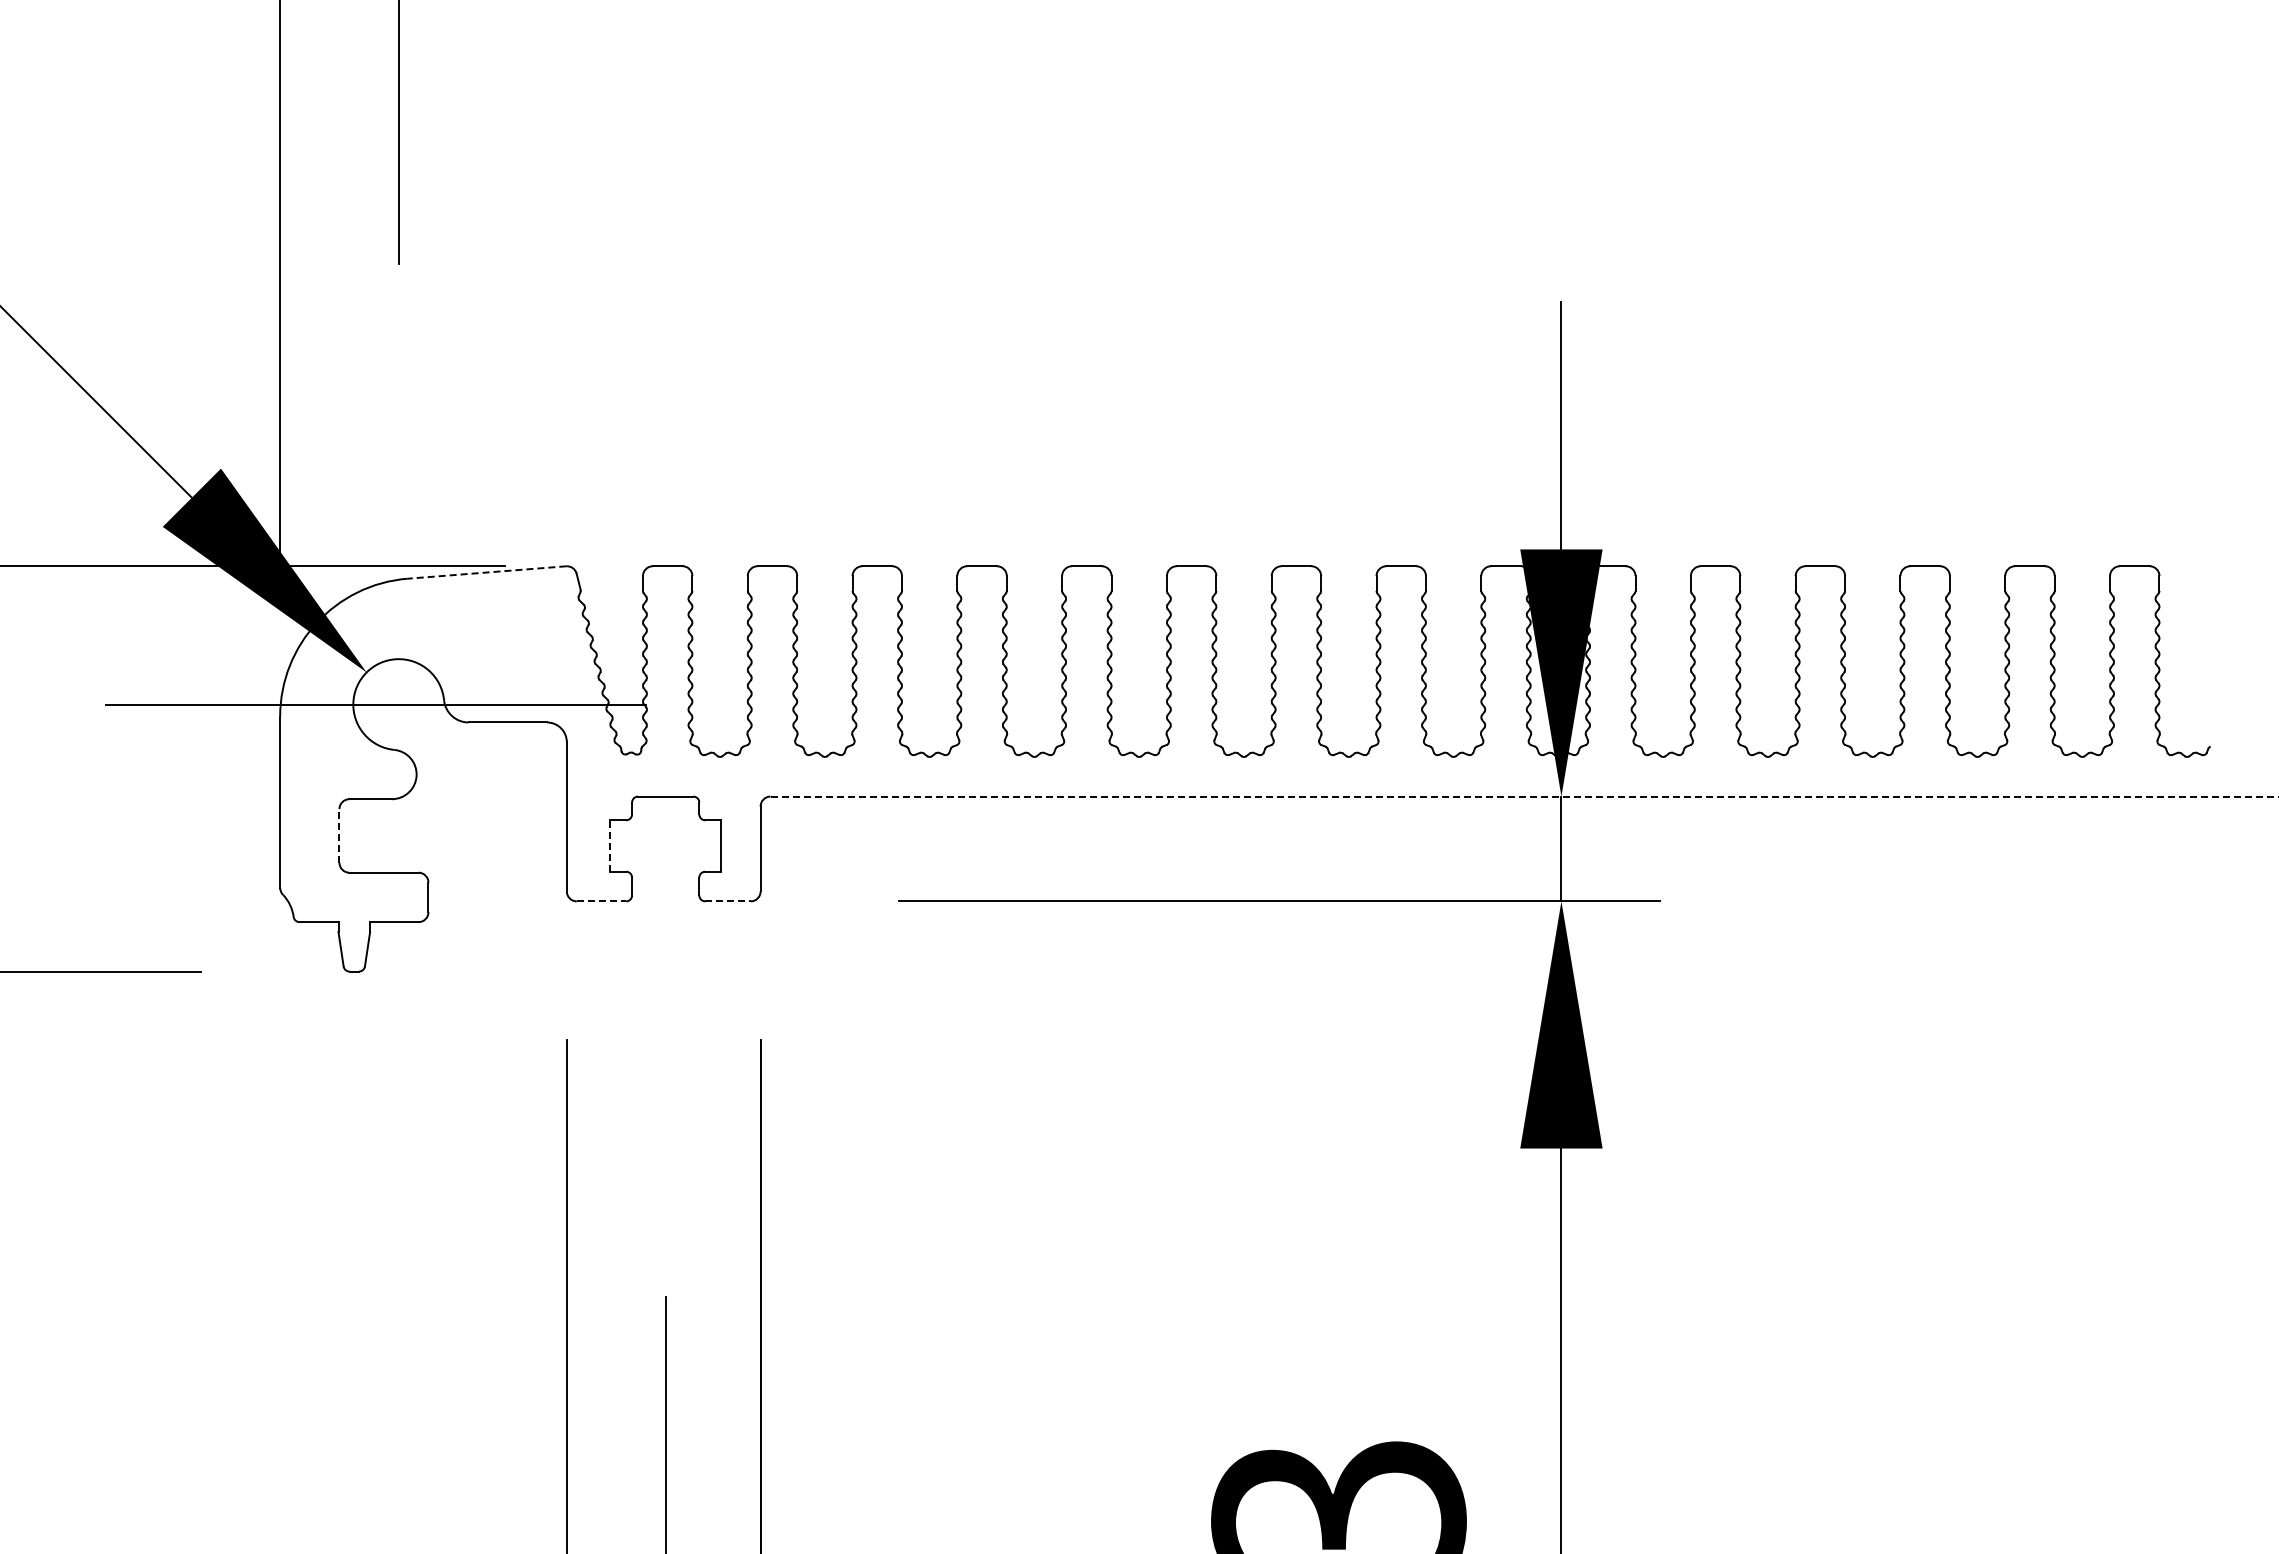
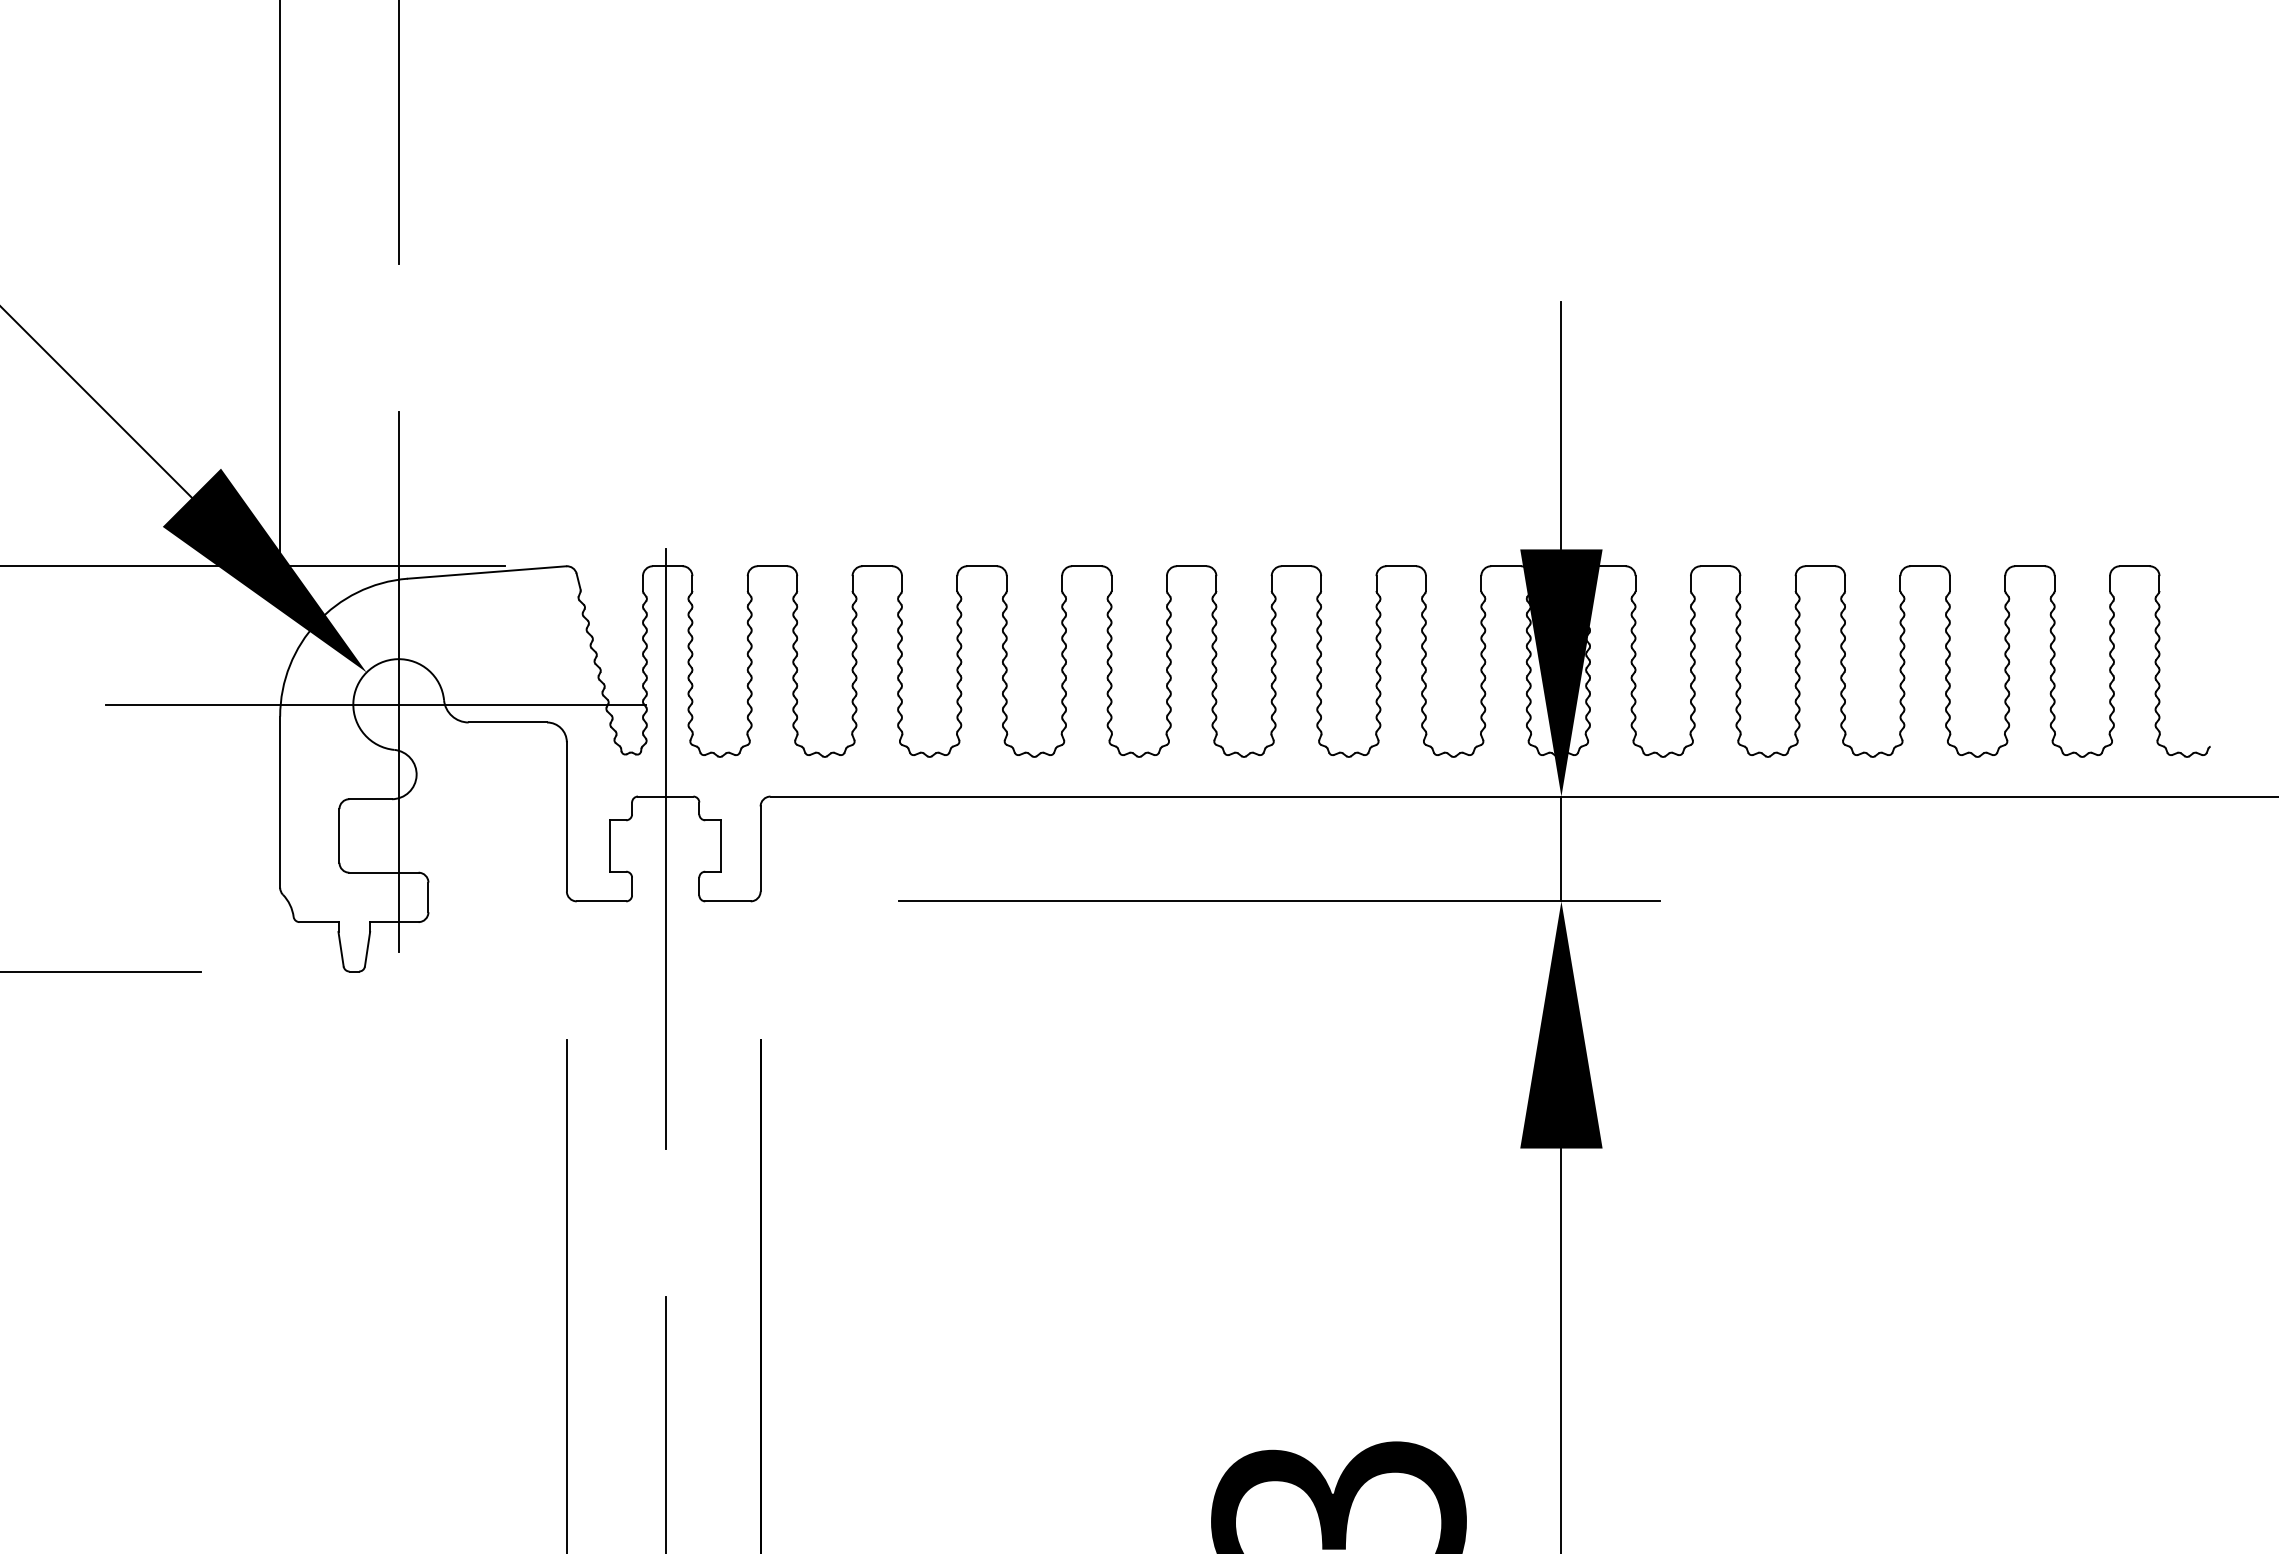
line: dashed -> solid (487, 572)
line: none -> present (398, 681)
line: dashed -> solid (1524, 796)
line: dashed -> solid (339, 835)
line: dashed -> solid (610, 846)
line: none -> present (665, 848)
line: dashed -> solid (601, 901)
line: dashed -> solid (728, 901)
